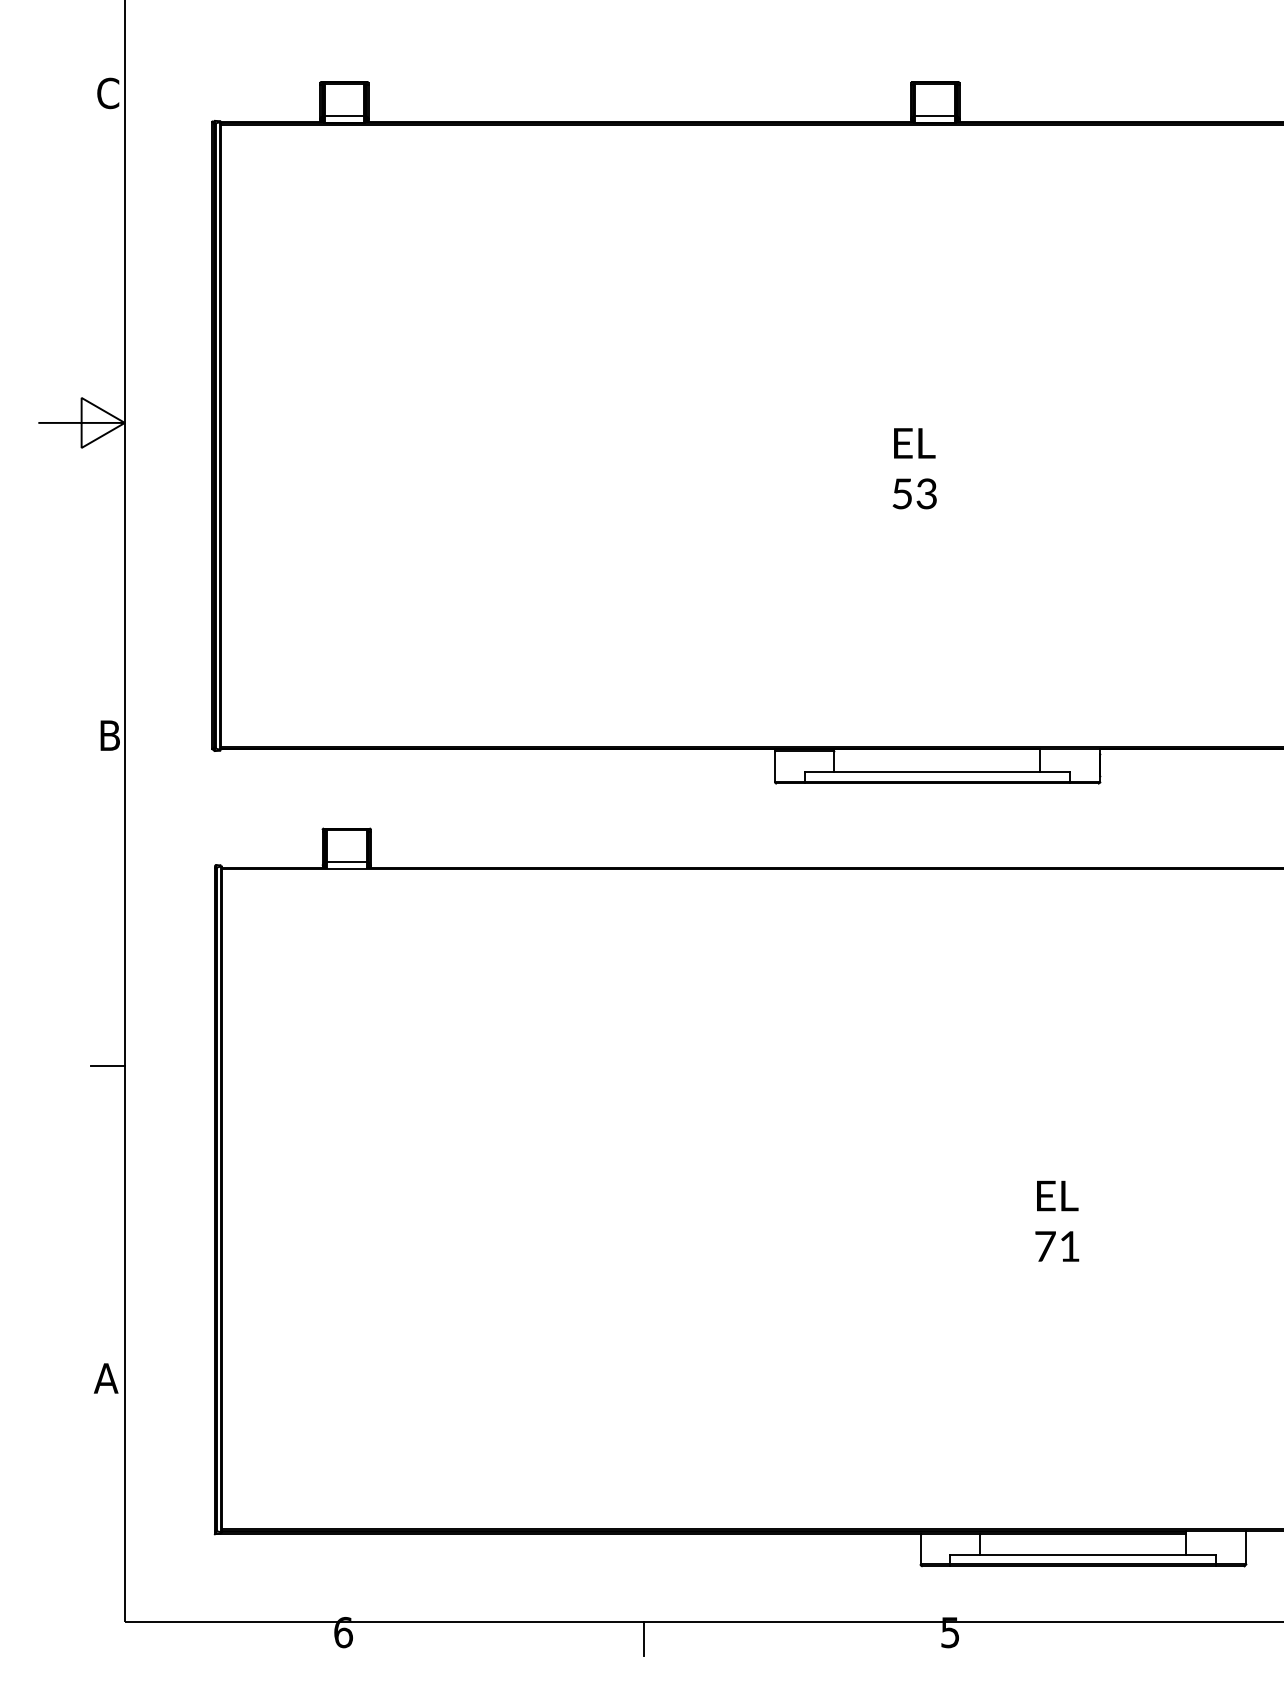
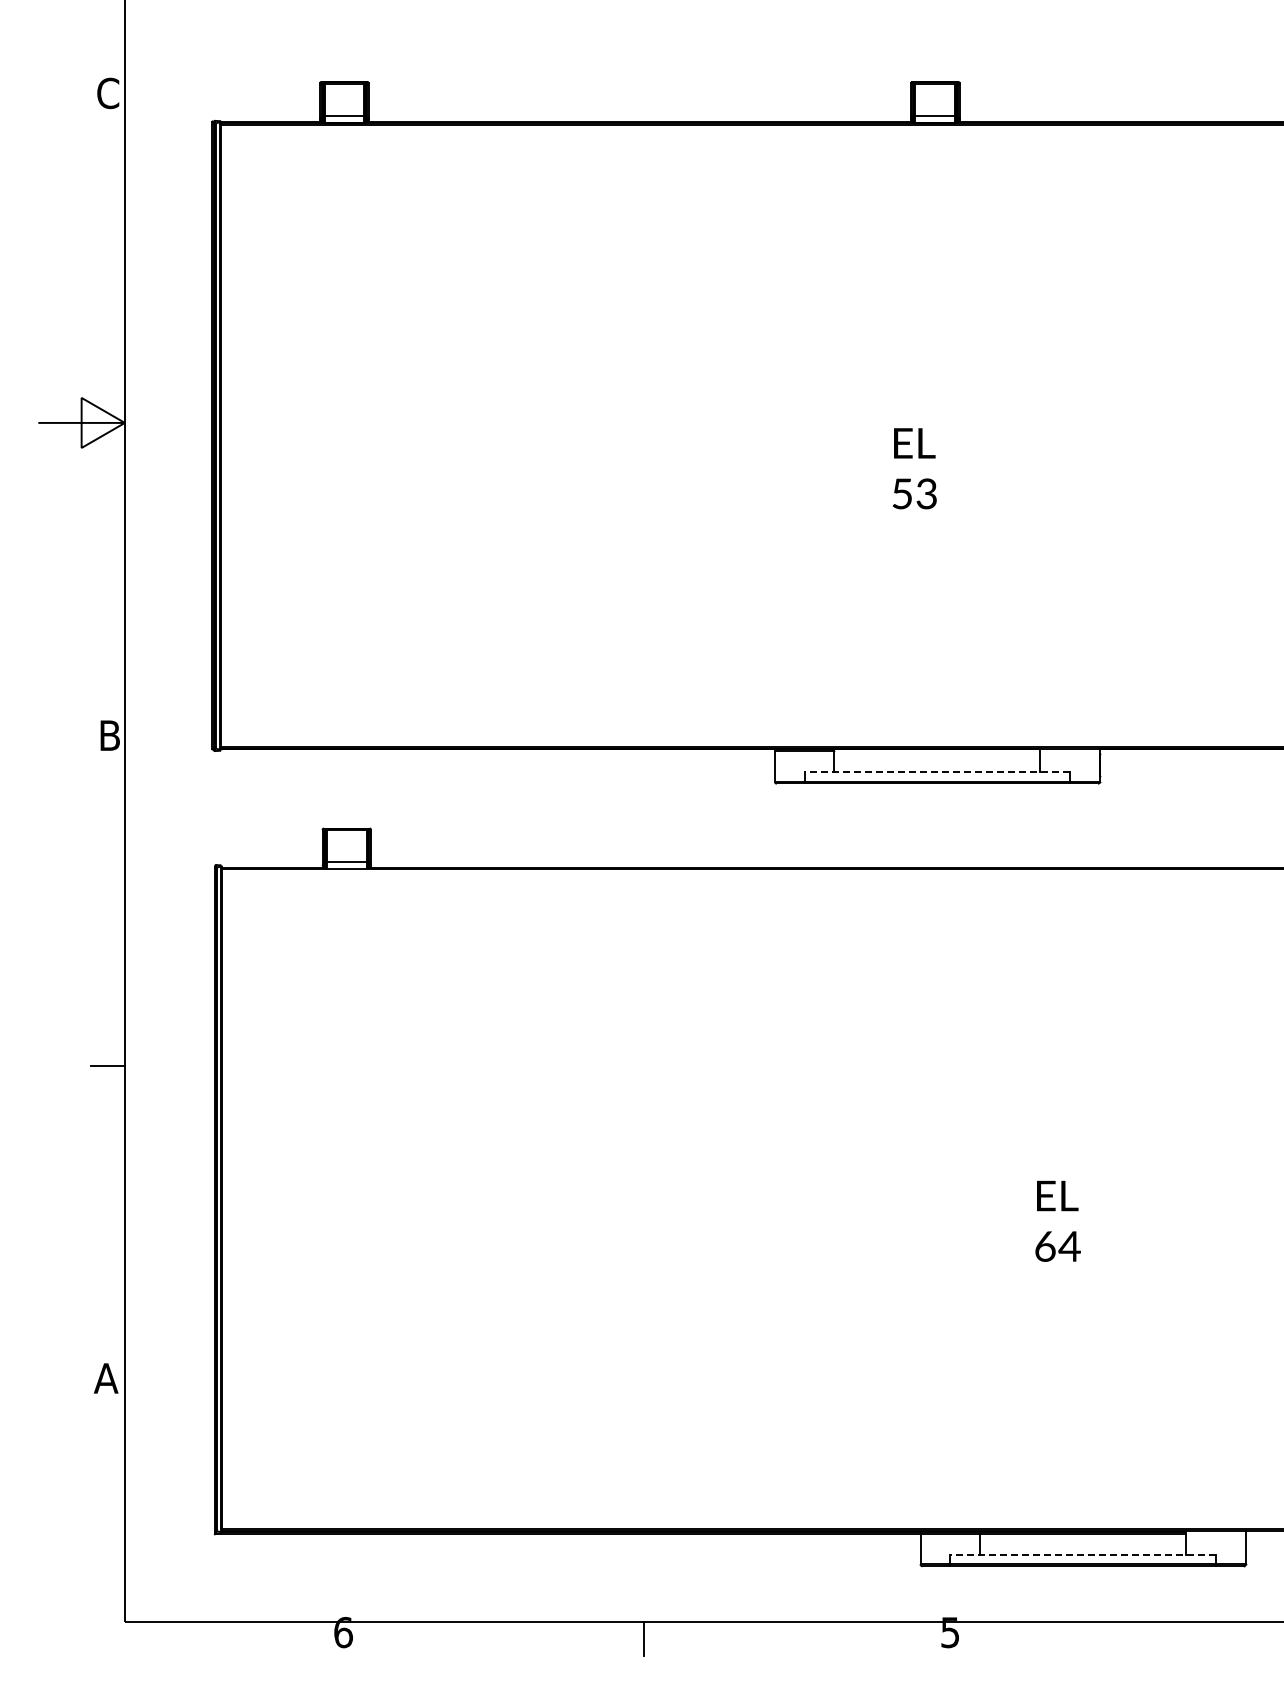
line: solid -> dashed (937, 771)
text: 71 -> 64 (1057, 1246)
line: solid -> dashed (1083, 1554)
